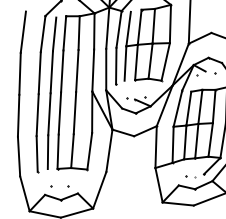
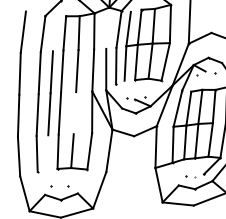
line: present -> none (107, 27)
line: present -> none (54, 34)
line: present -> none (74, 113)
line: present -> none (47, 152)
